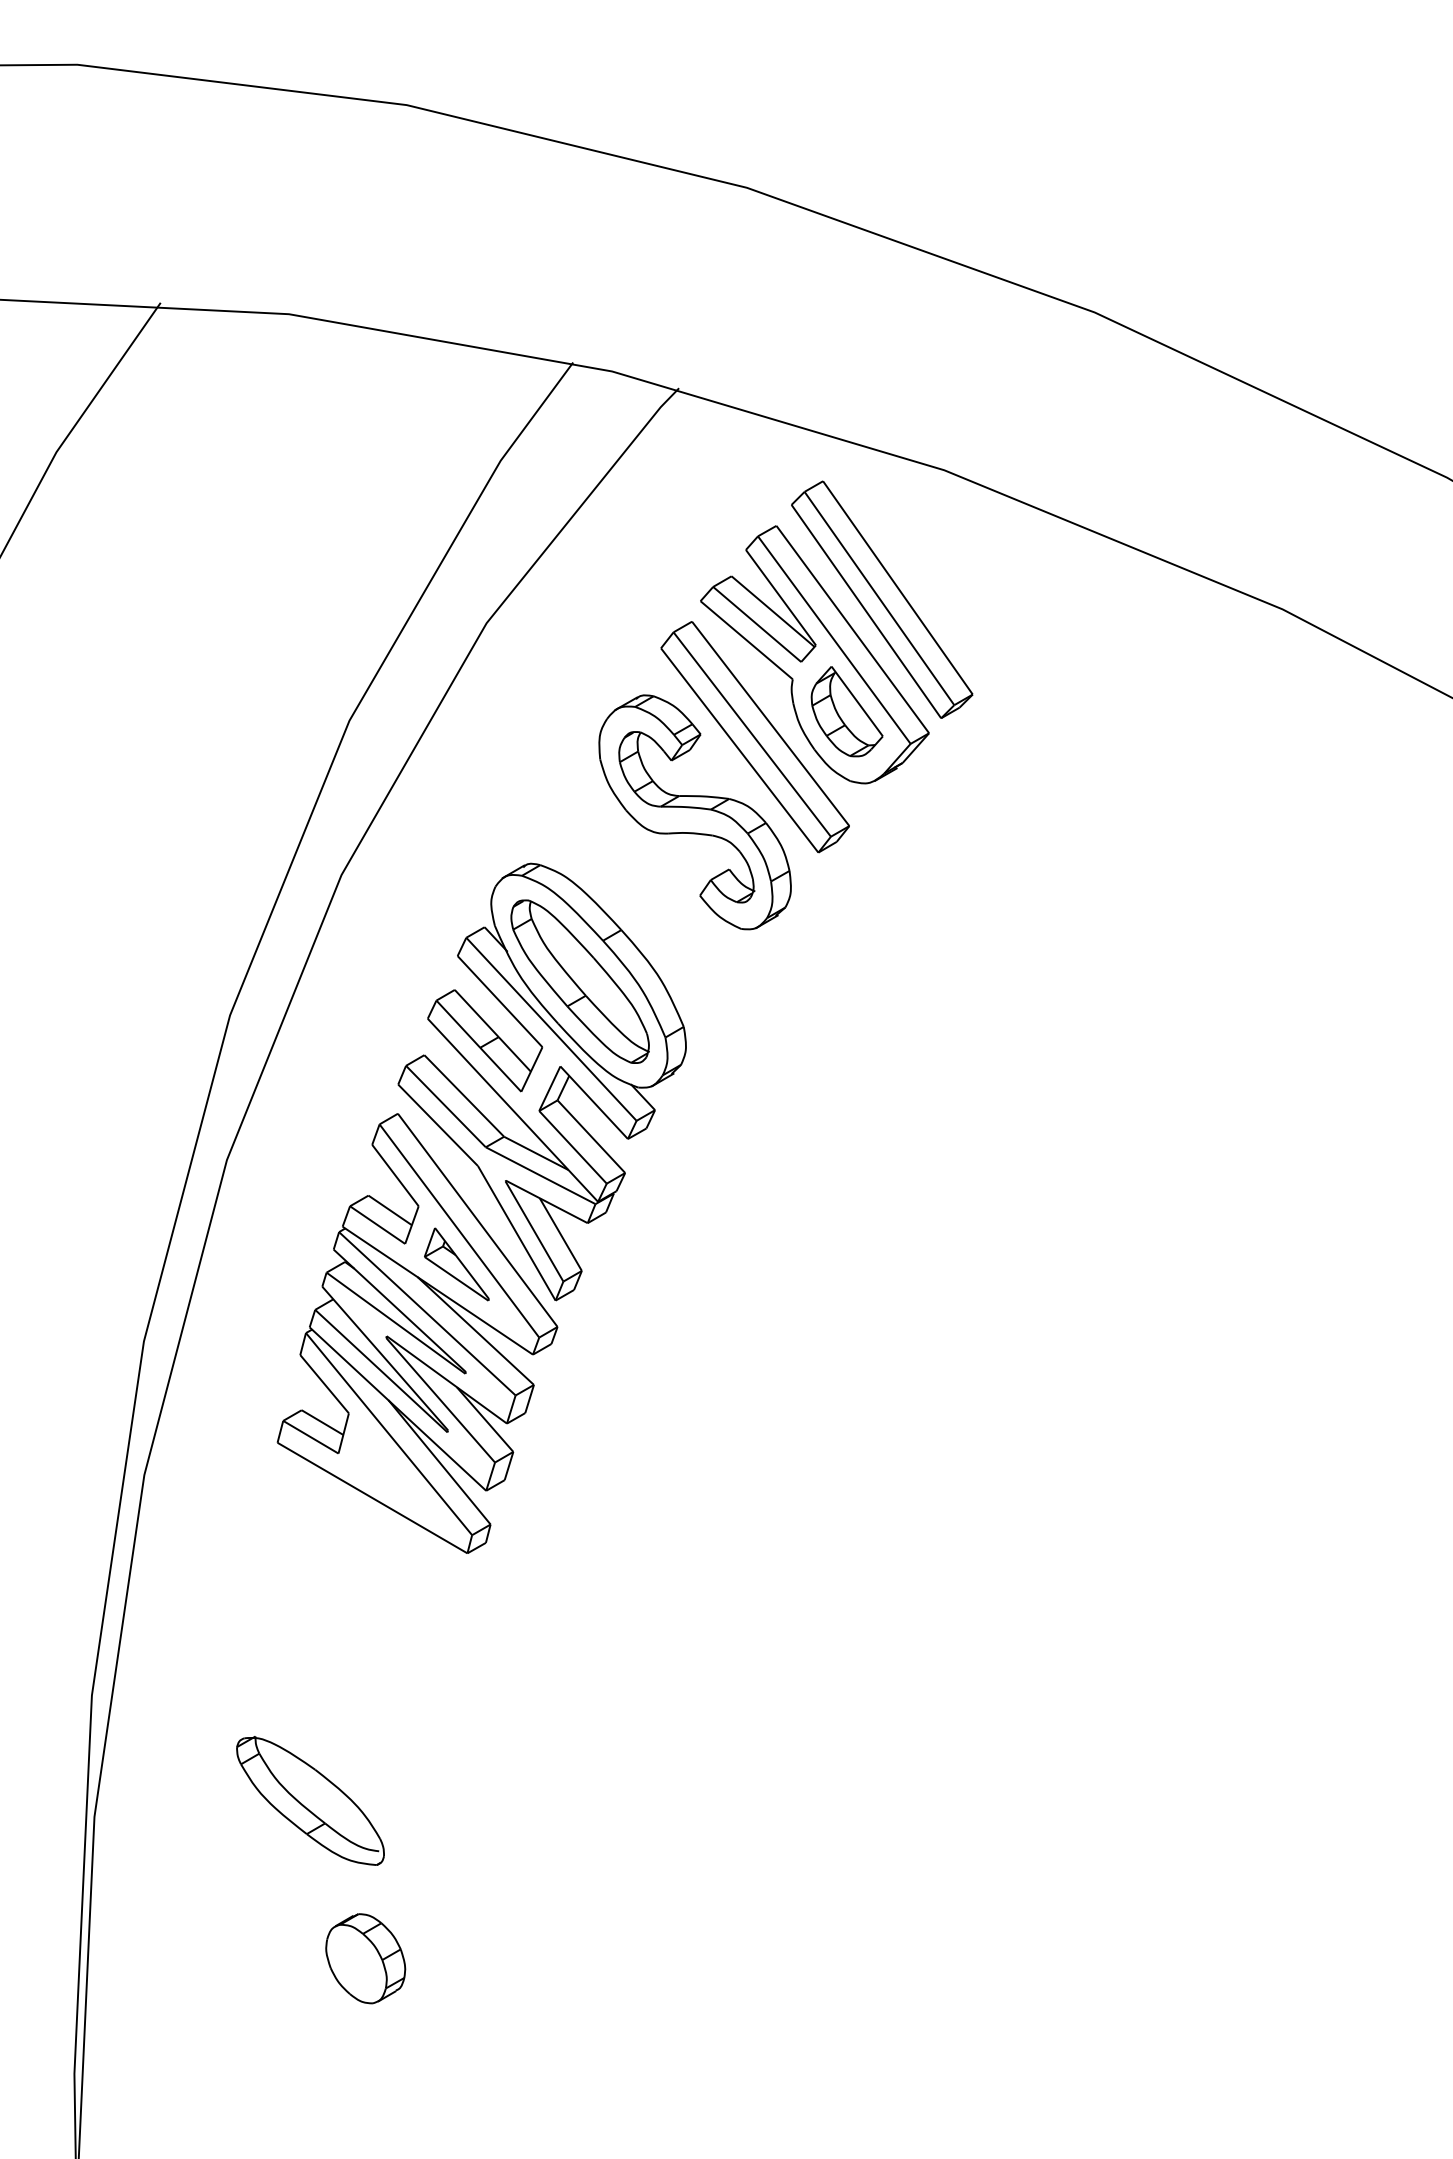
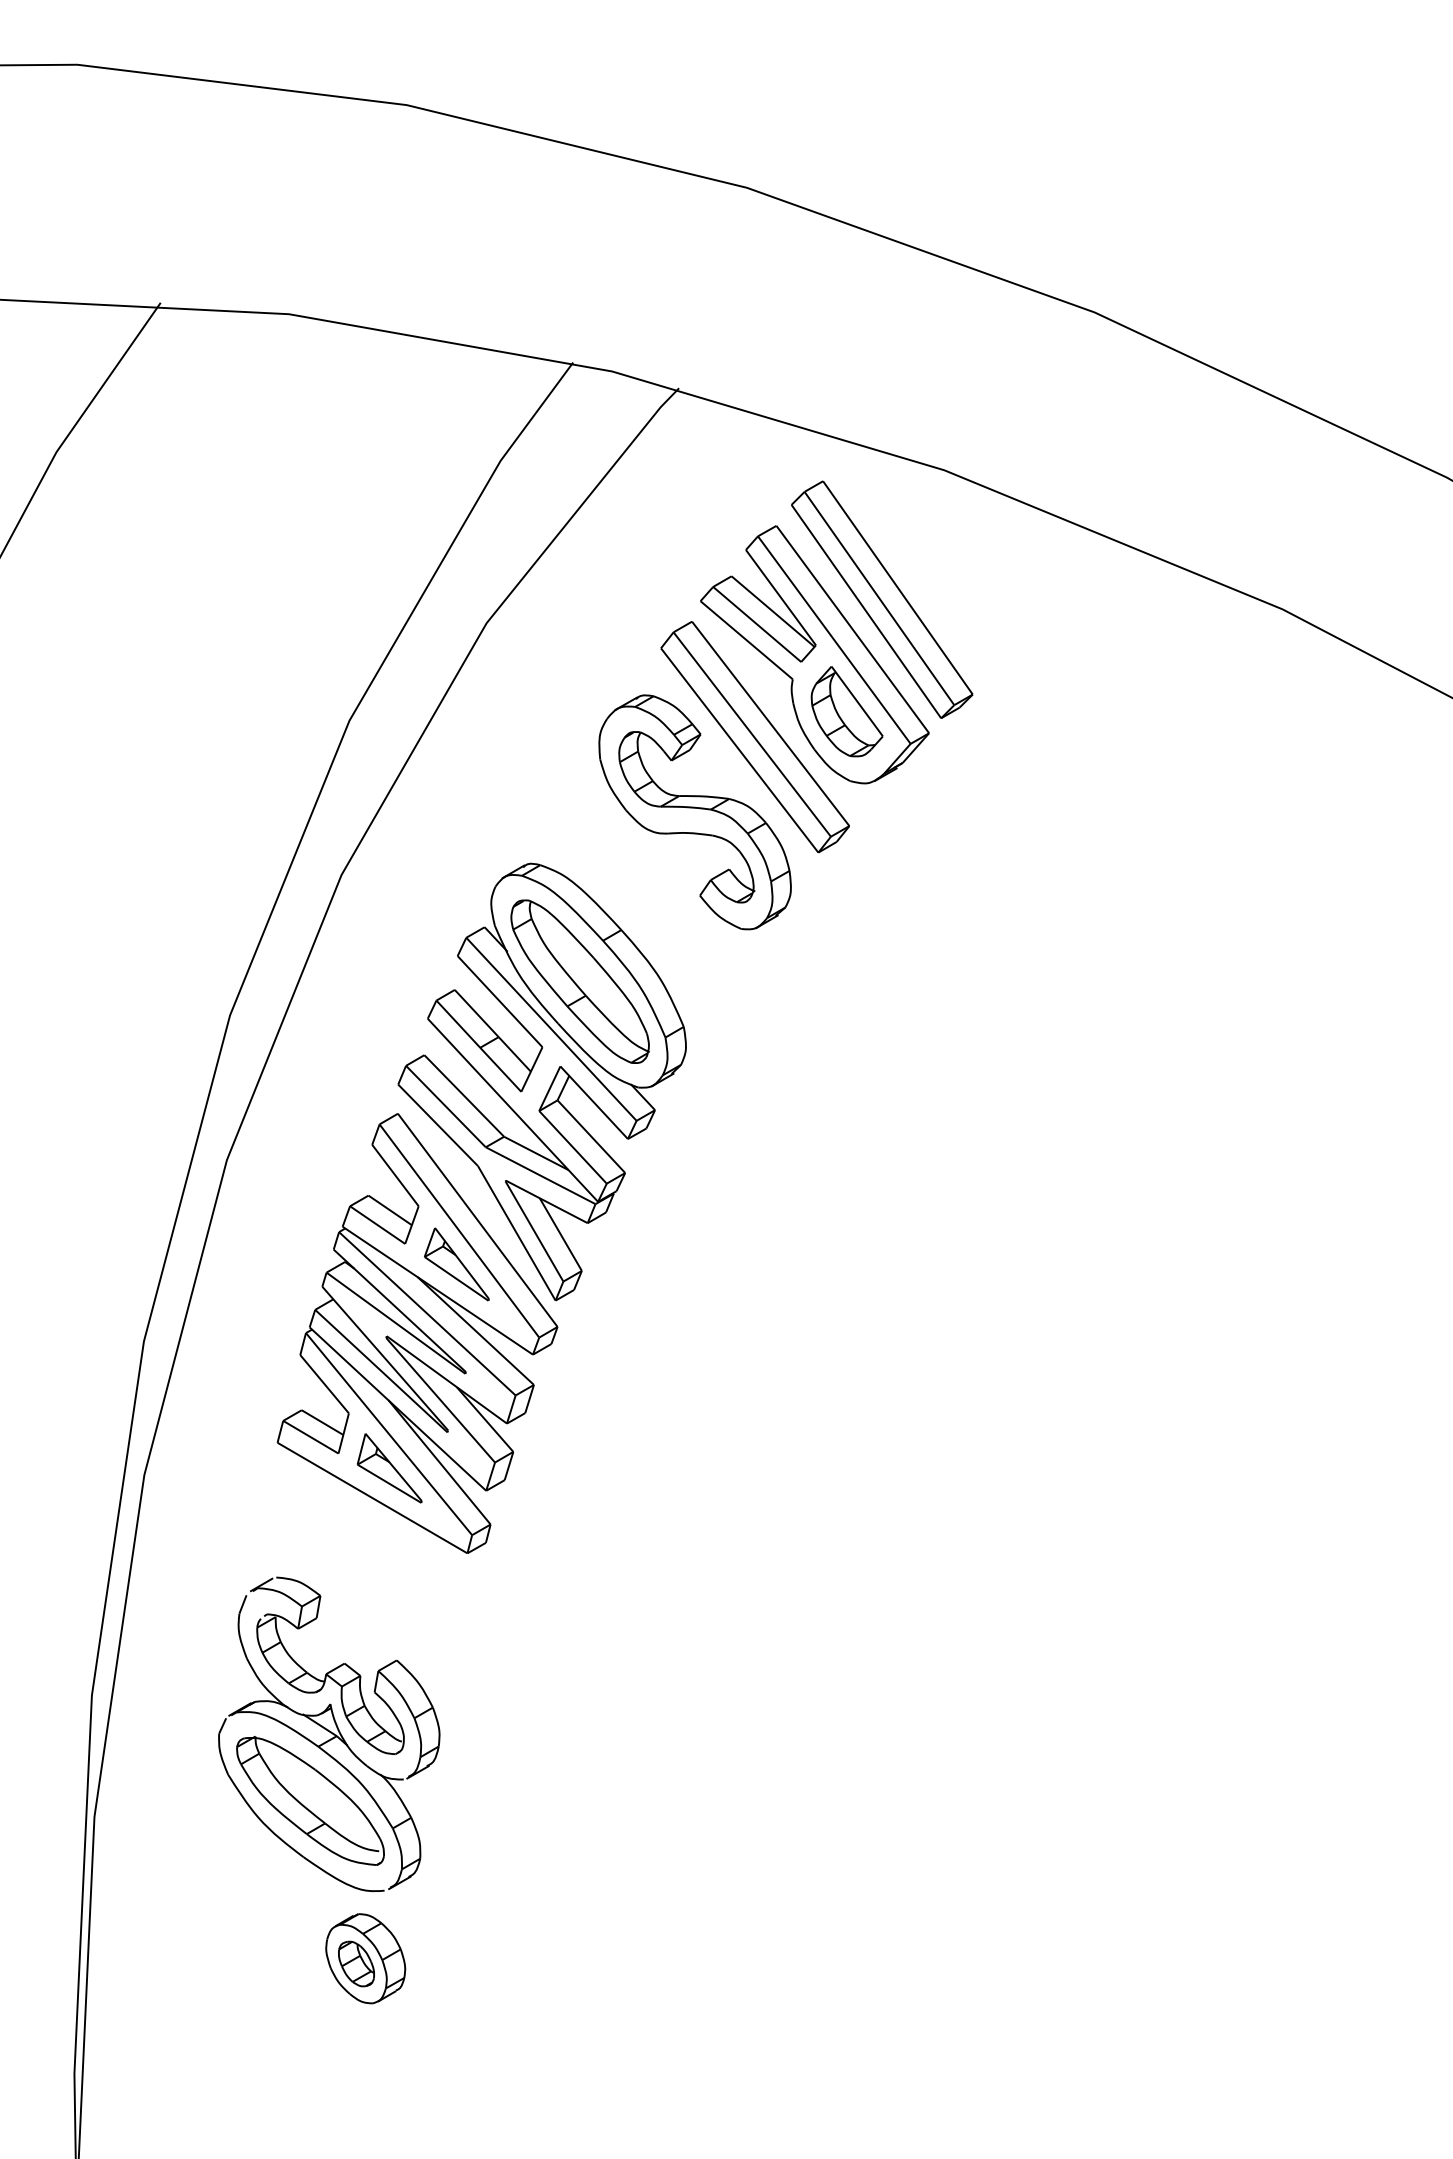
part: none -> present (389, 1468)
part: none -> present (329, 1733)
part: none -> present (356, 1963)
